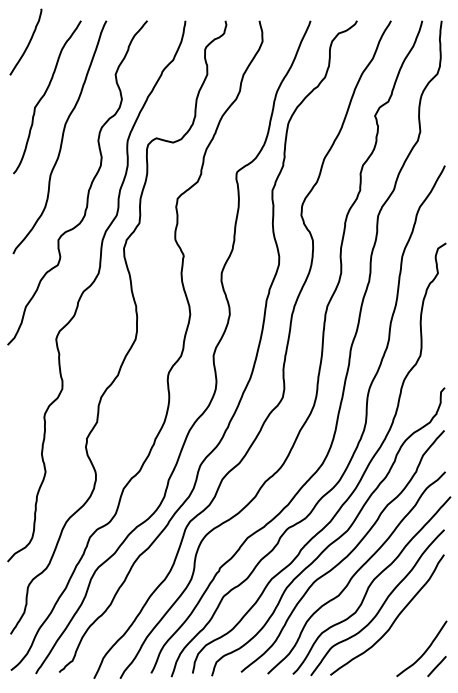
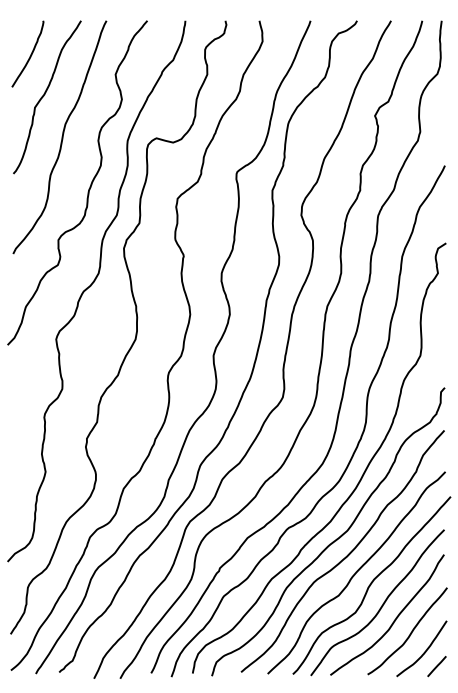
curve position: (28, 42) -> (30, 54) (30, 54)
curve: none -> present (410, 632)
